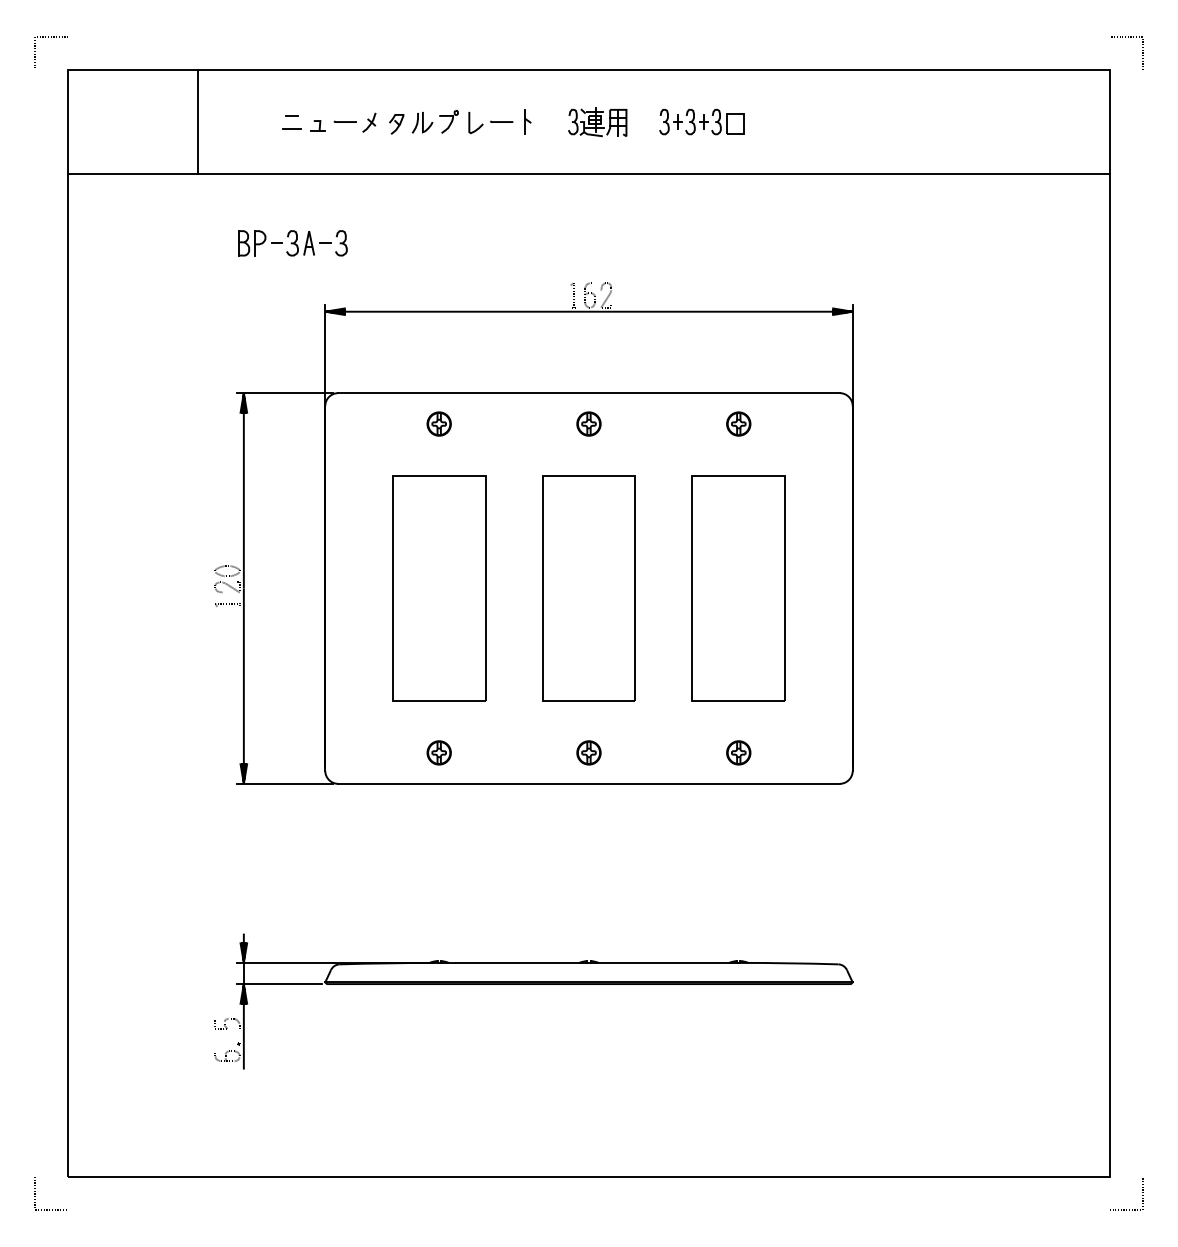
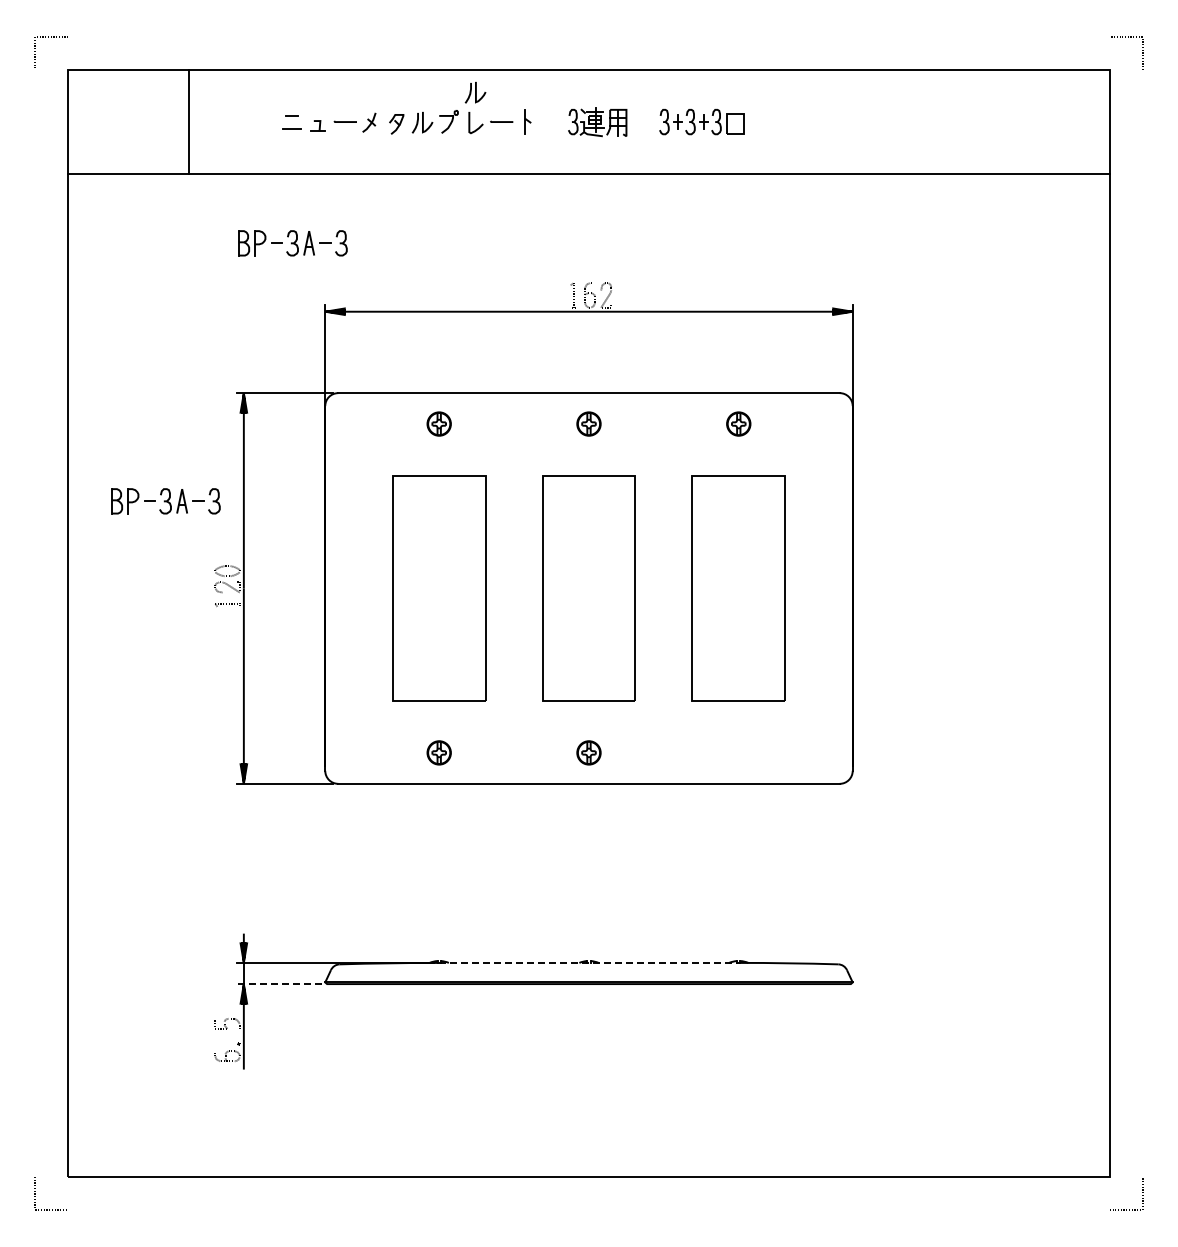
part: none -> present (475, 92)
line position: (198, 121) -> (189, 121) (189, 121)
part: none -> present (165, 501)
part: present -> none (738, 752)
line: solid -> dashed (589, 962)
line: solid -> dashed (279, 984)
